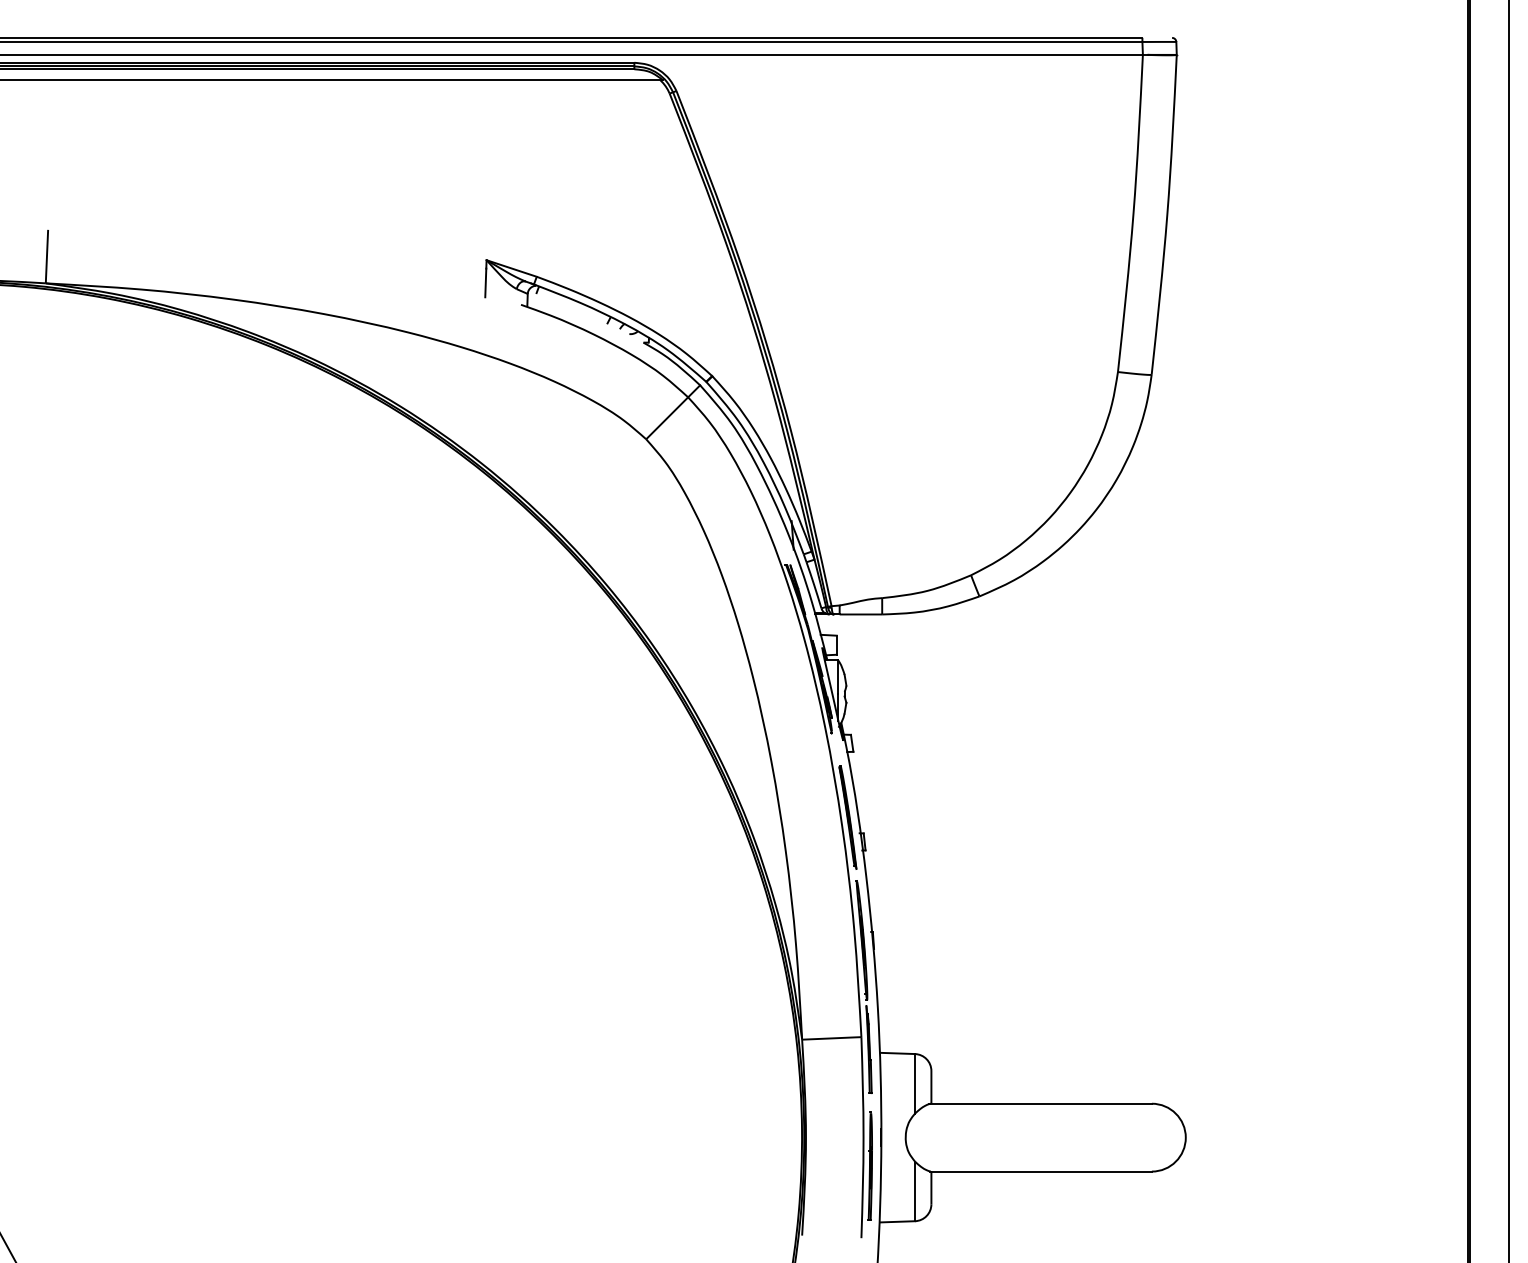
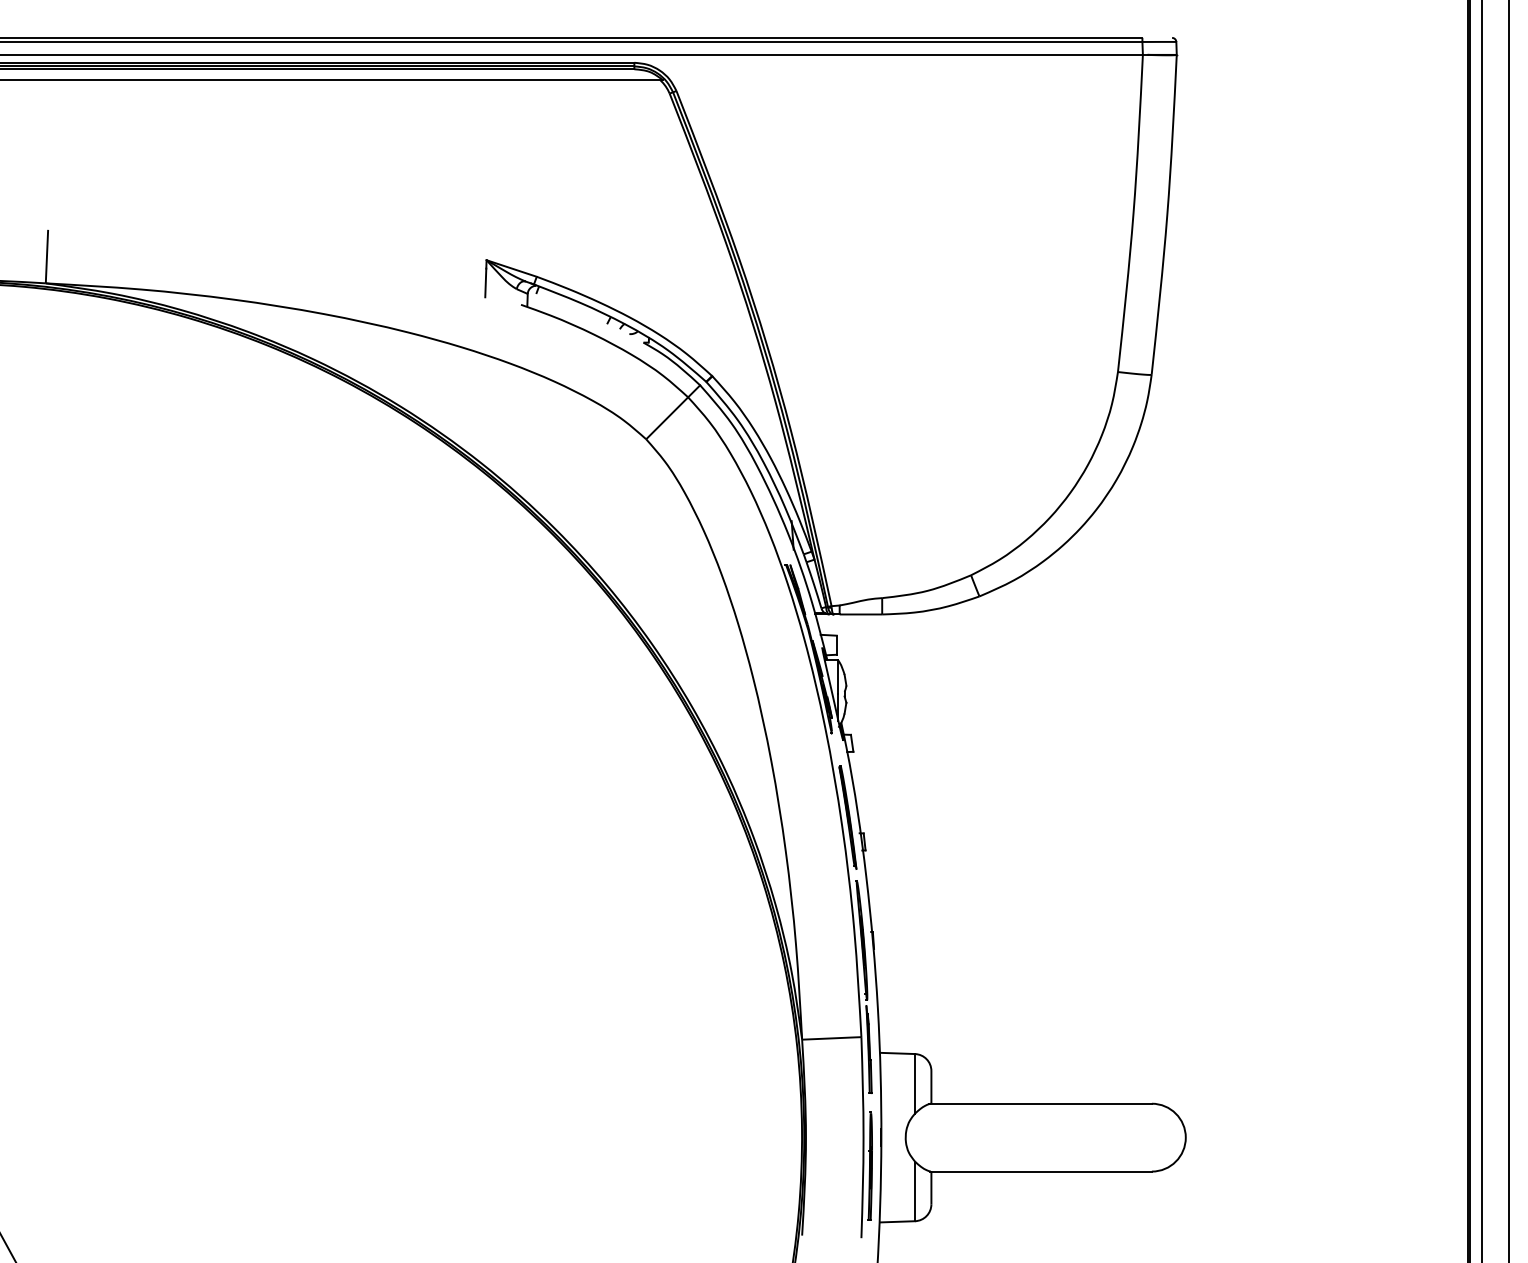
line: none -> present (1482, 630)
